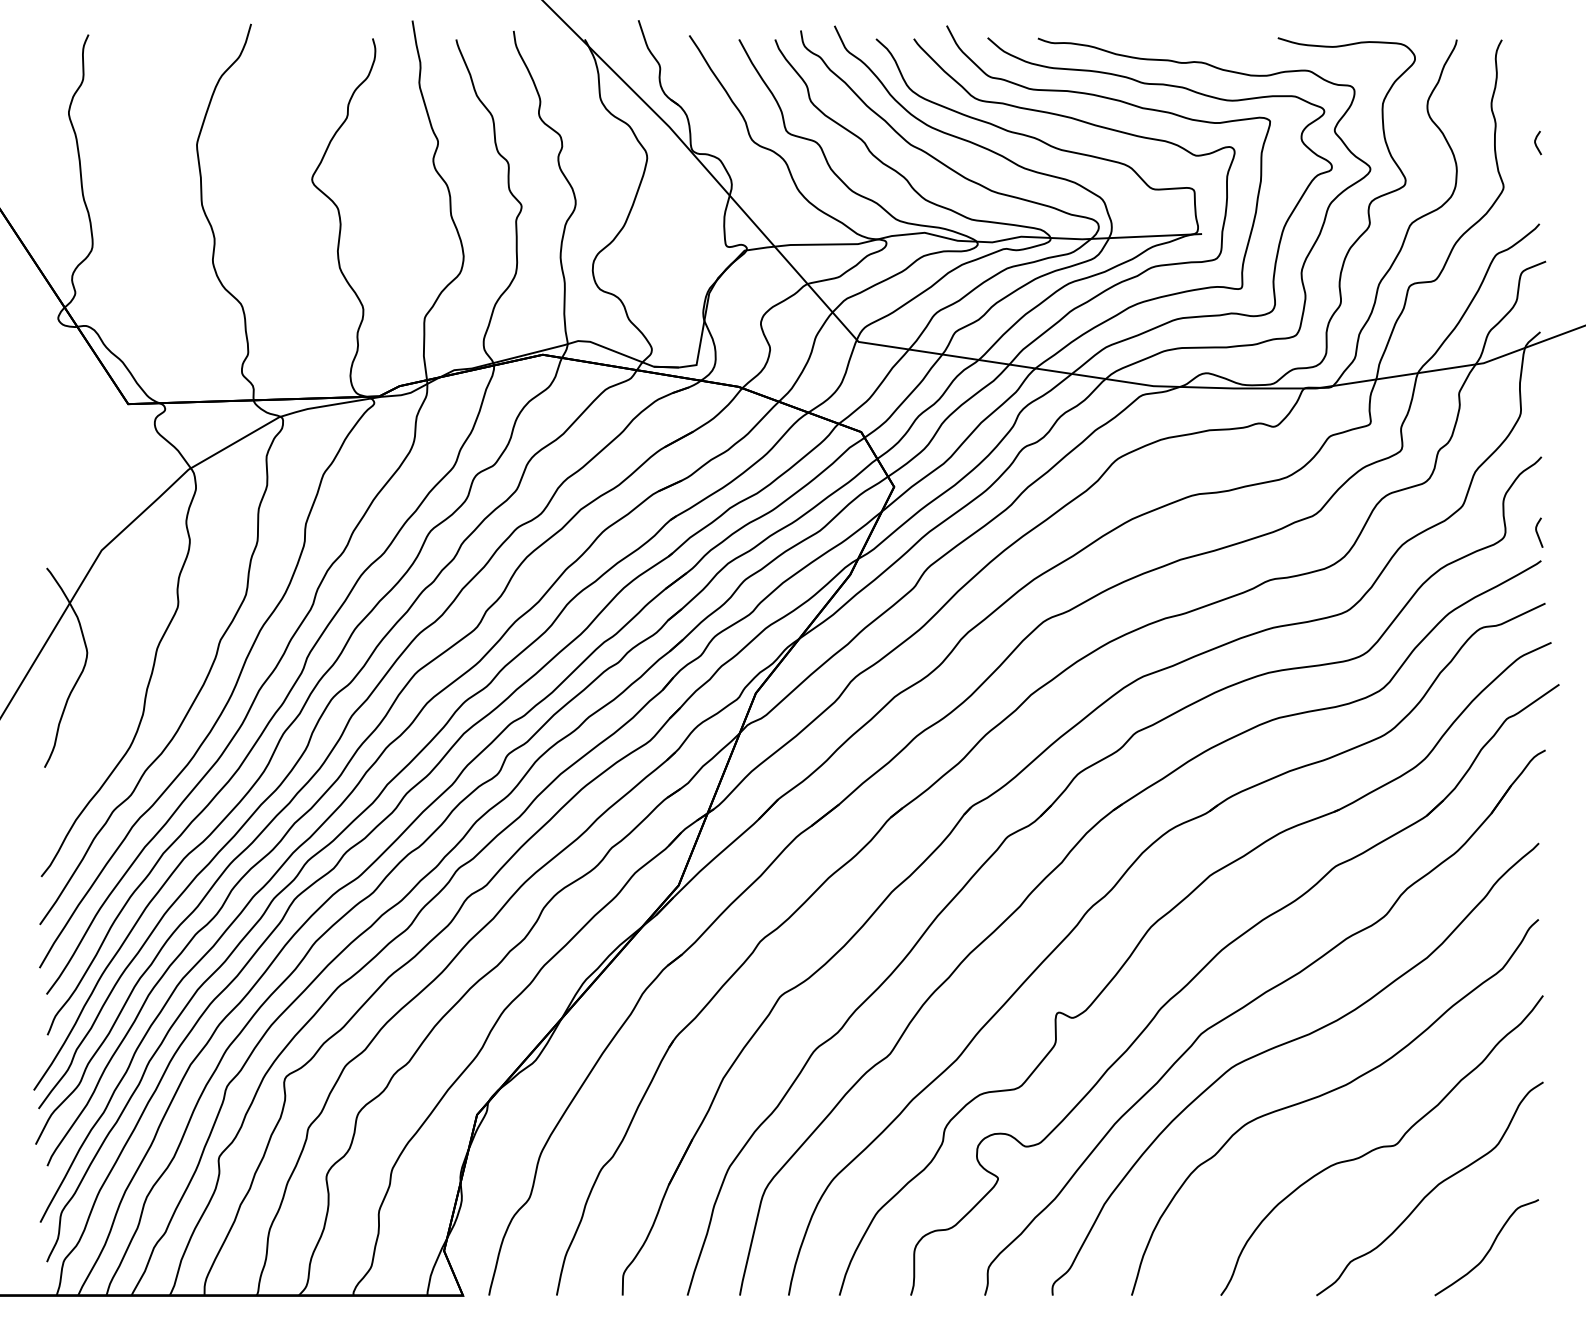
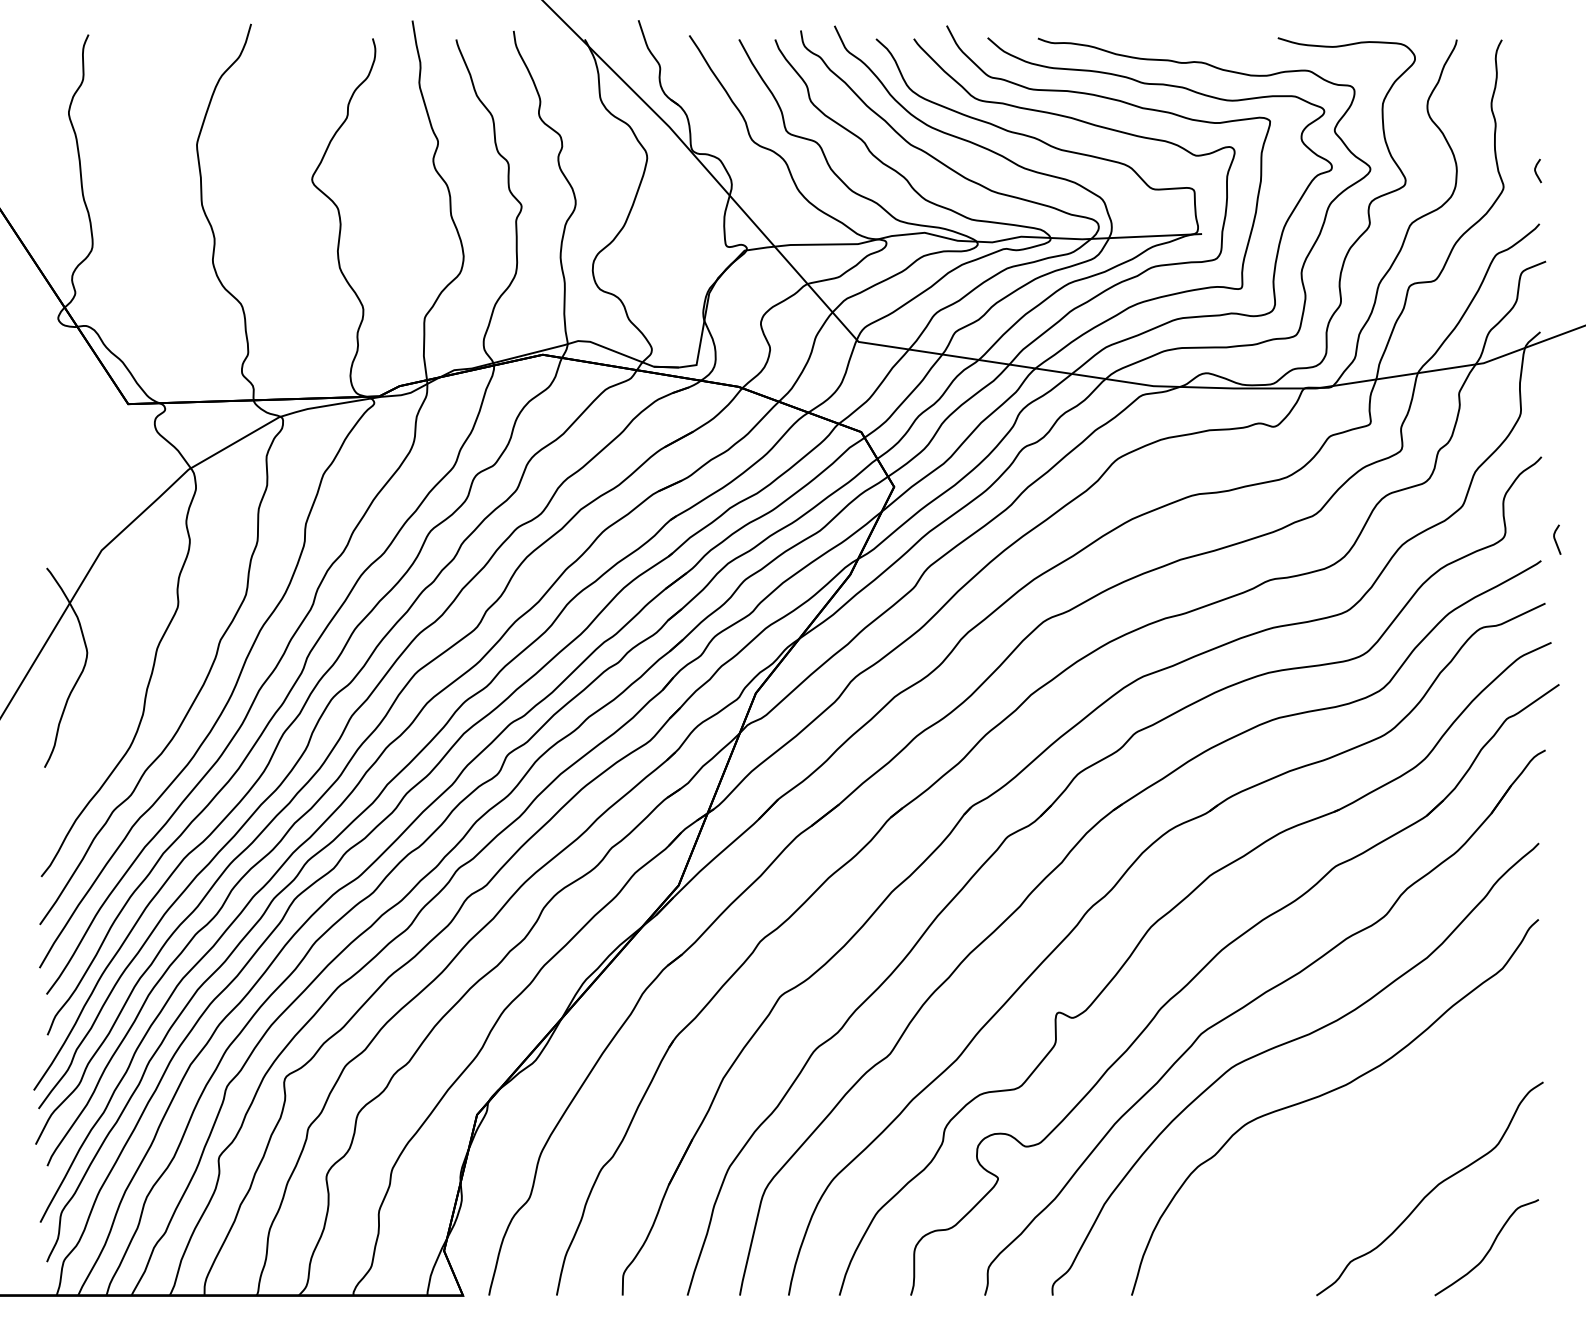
curve position: (1536, 143) -> (1536, 171) (1536, 171)
curve position: (1538, 533) -> (1556, 540) (1556, 540)
curve: present -> none (1381, 1146)
